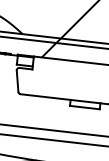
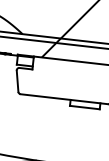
line: present -> none (53, 130)
line: present -> none (53, 140)
